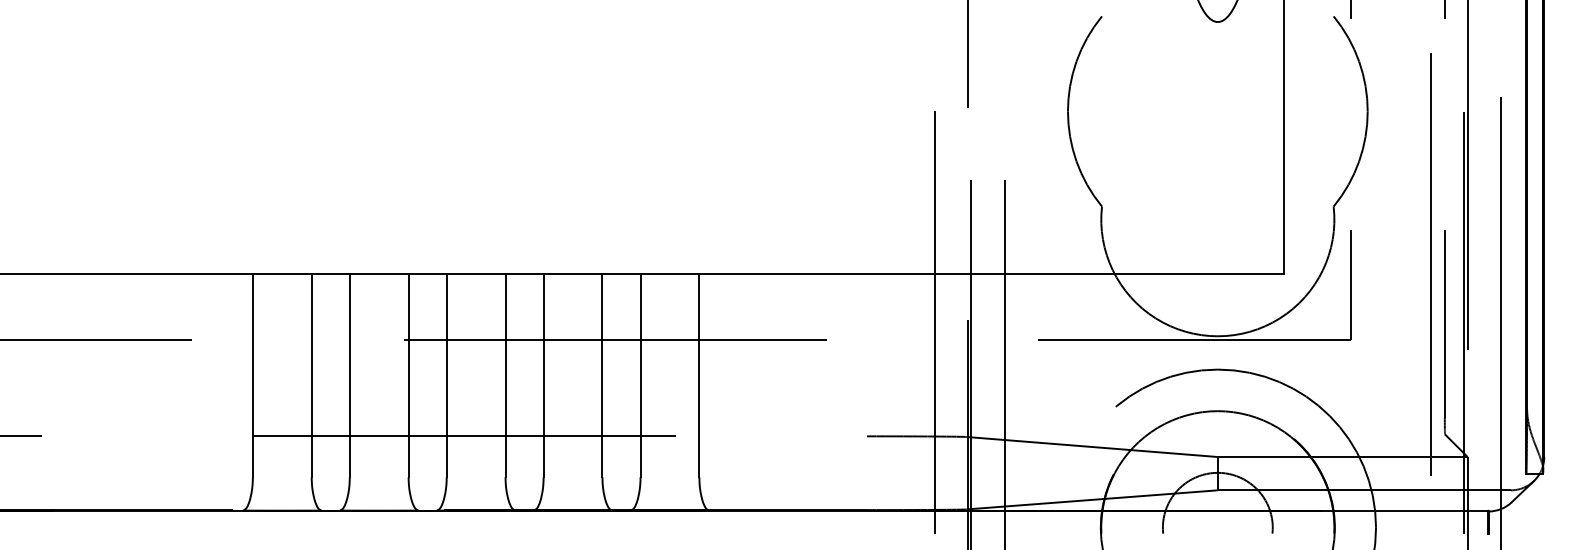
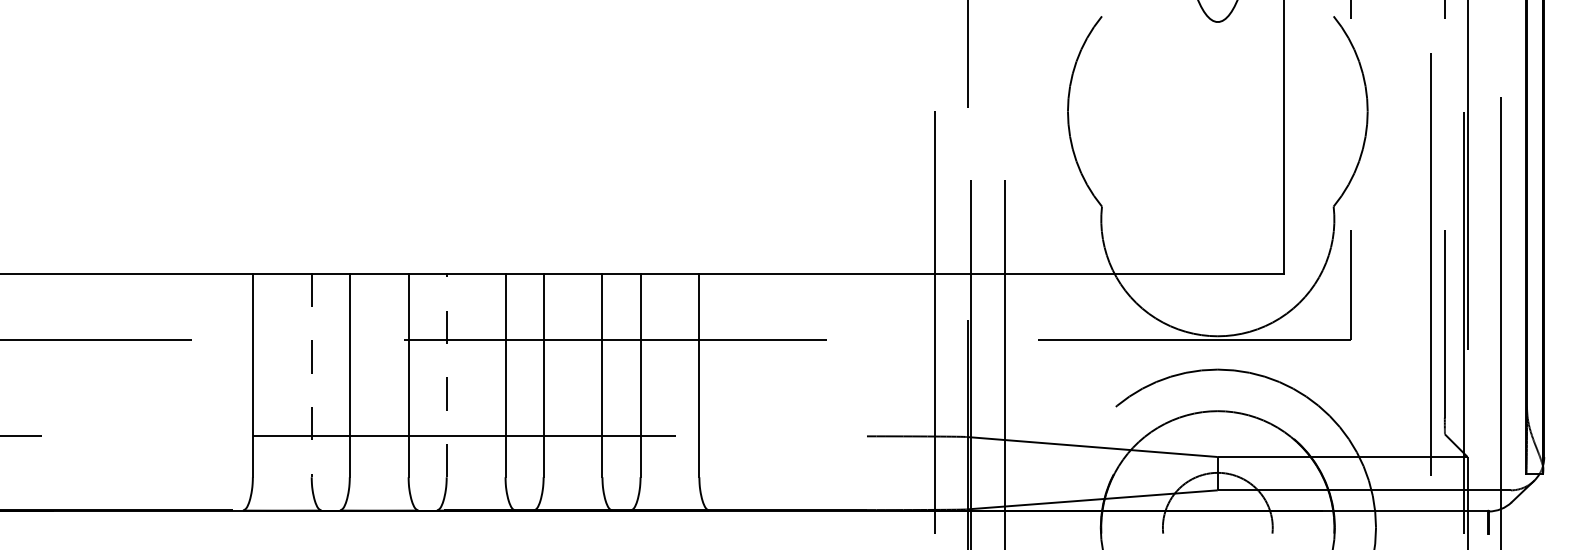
line: solid -> dashed (311, 375)
line: solid -> dashed (446, 375)
